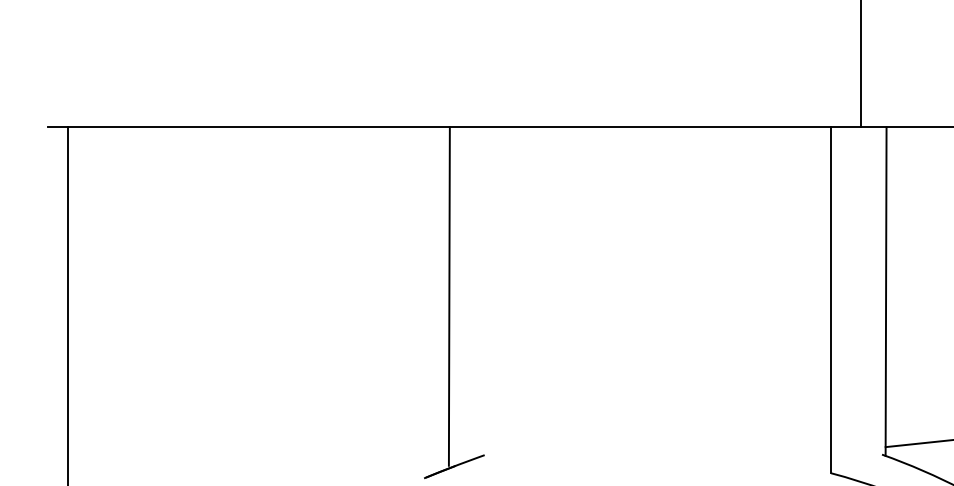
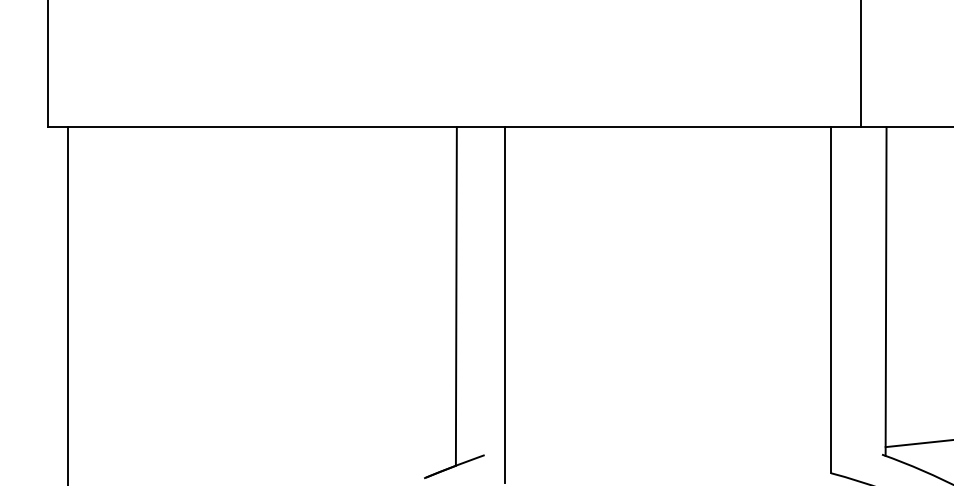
line: none -> present (47, 64)
line position: (448, 296) -> (455, 296) (455, 296)
line: none -> present (504, 304)
